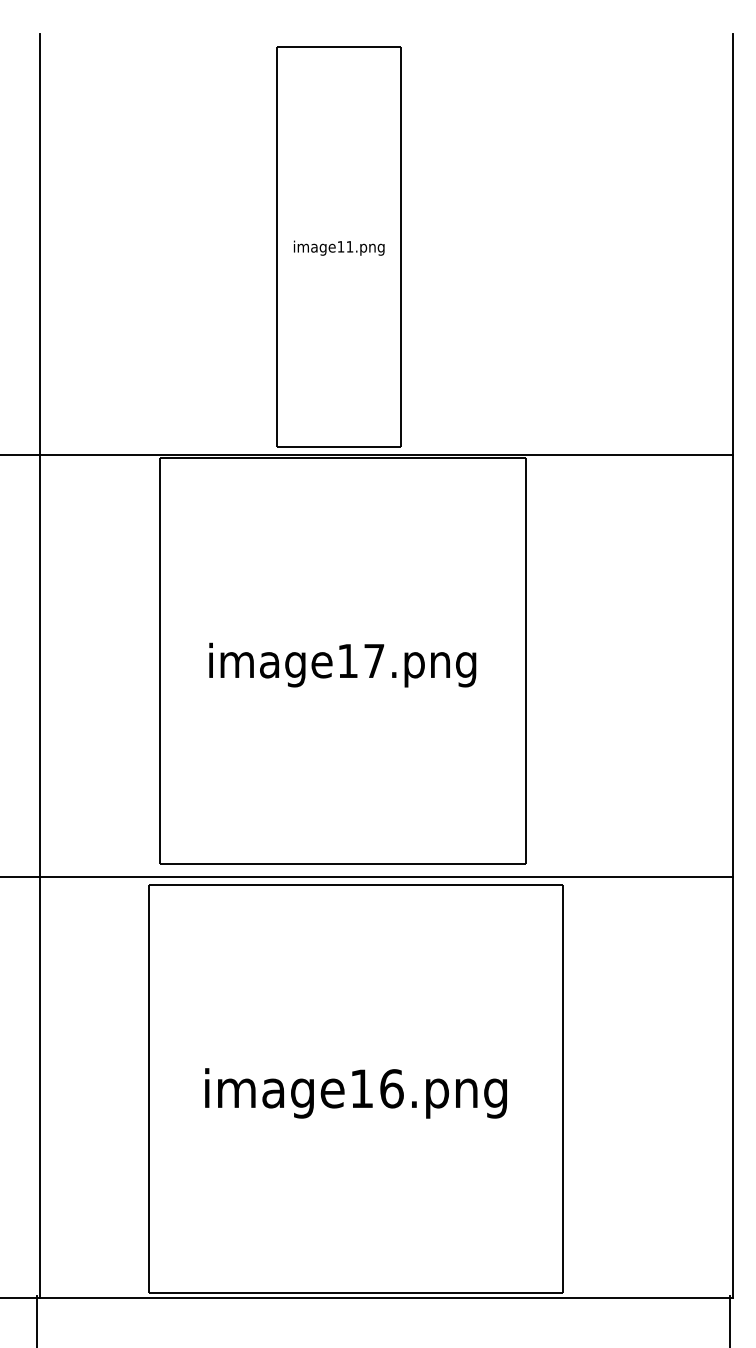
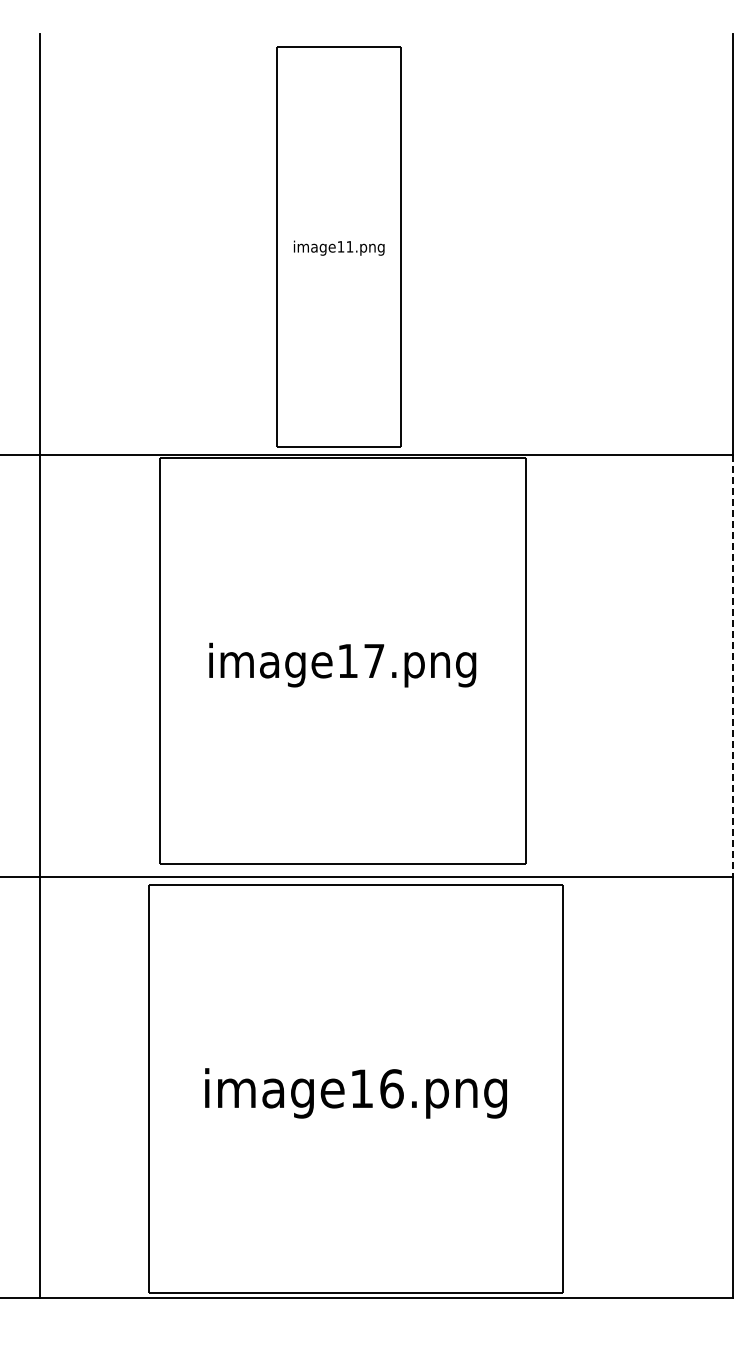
line: solid -> dashed (733, 665)
line: present -> none (36, 1319)
line: present -> none (730, 1319)
